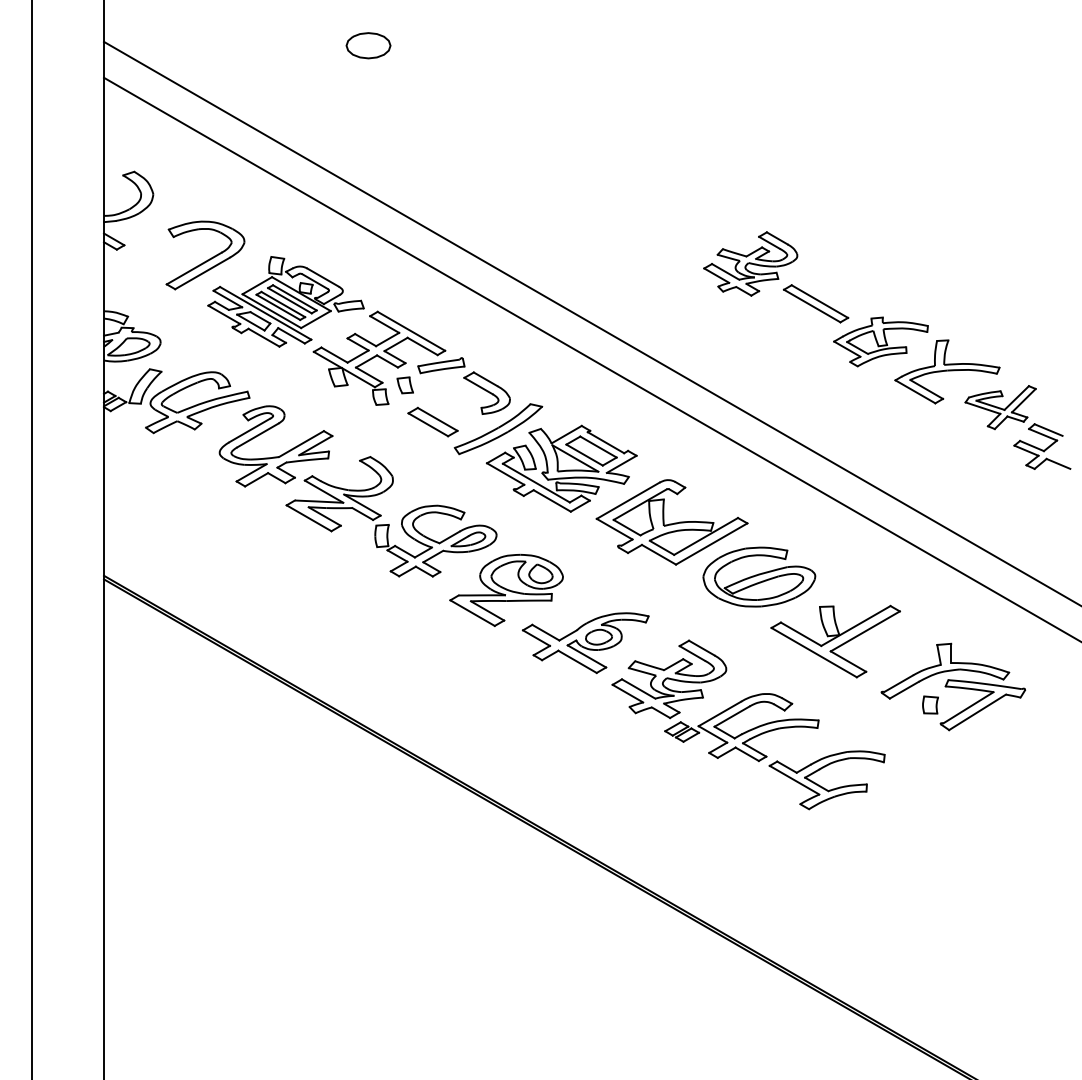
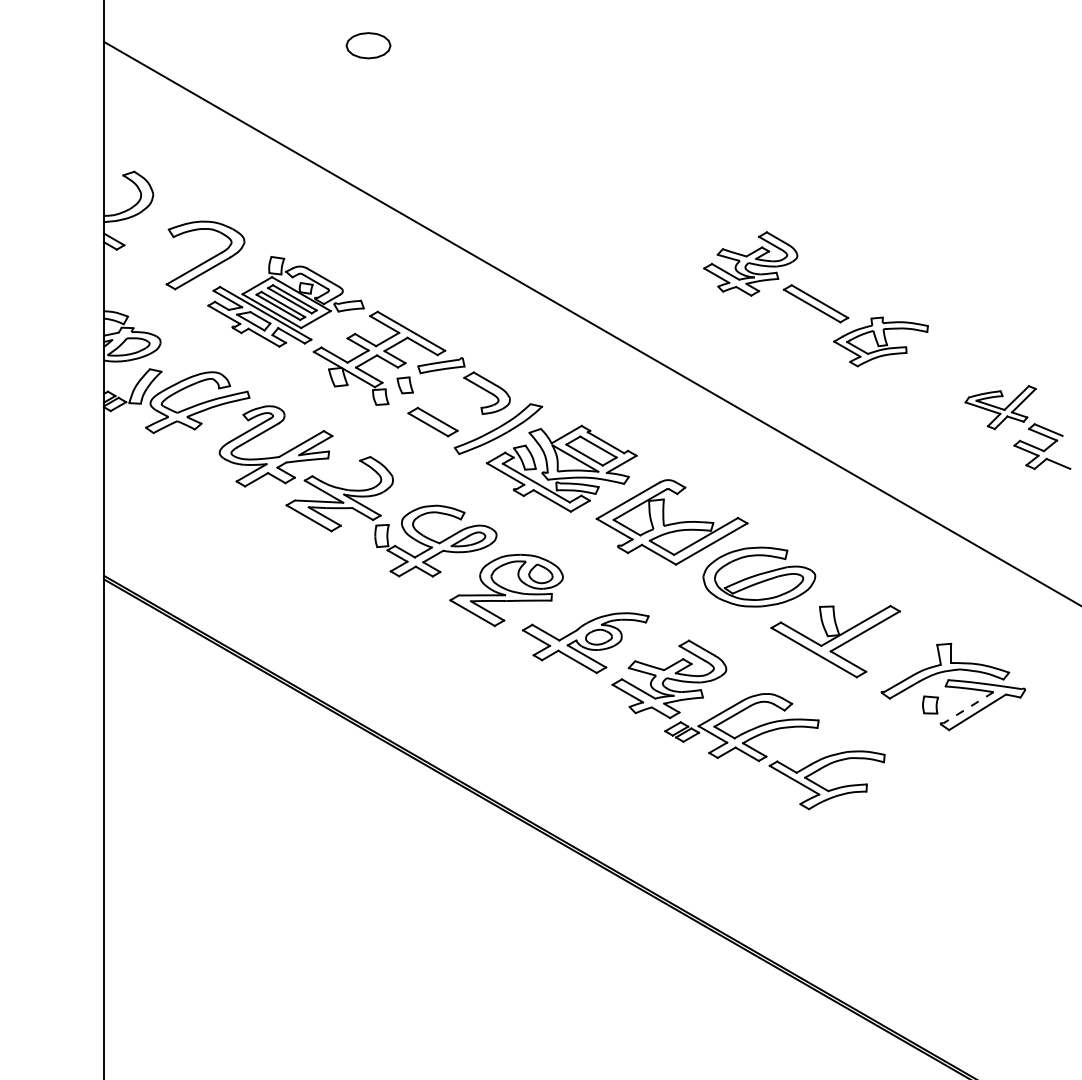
line: present -> none (591, 358)
part: present -> none (947, 371)
line: present -> none (32, 539)
line: solid -> dashed (968, 707)
